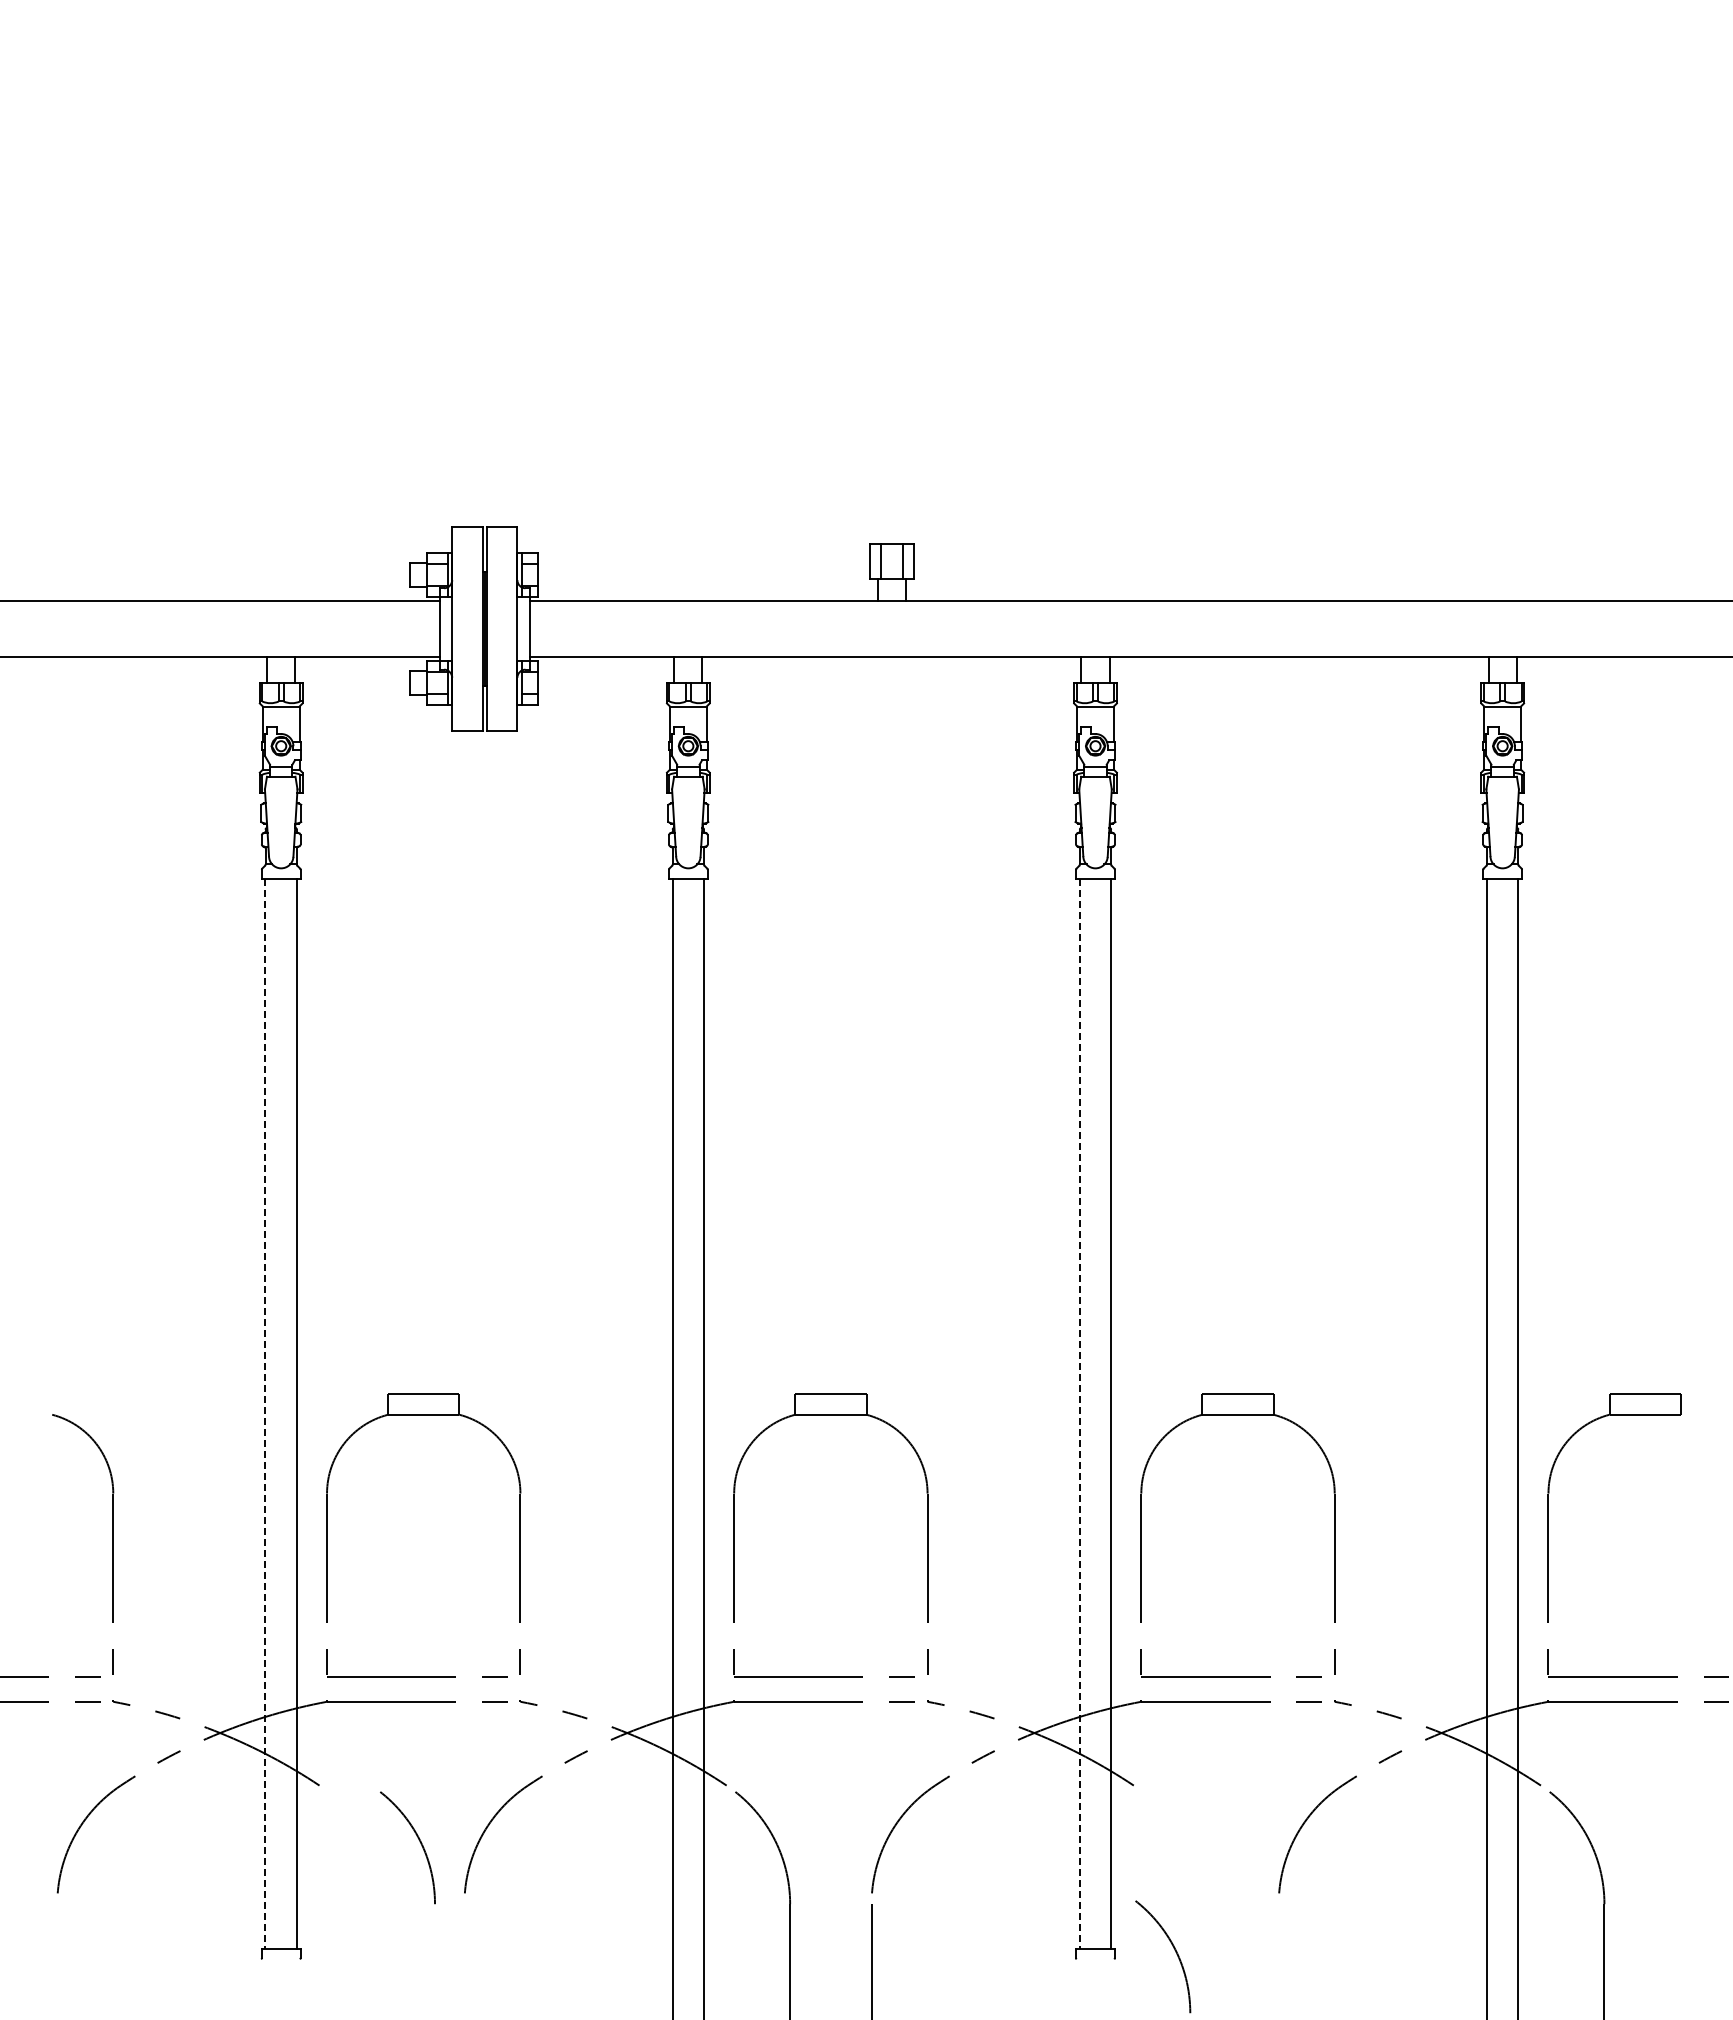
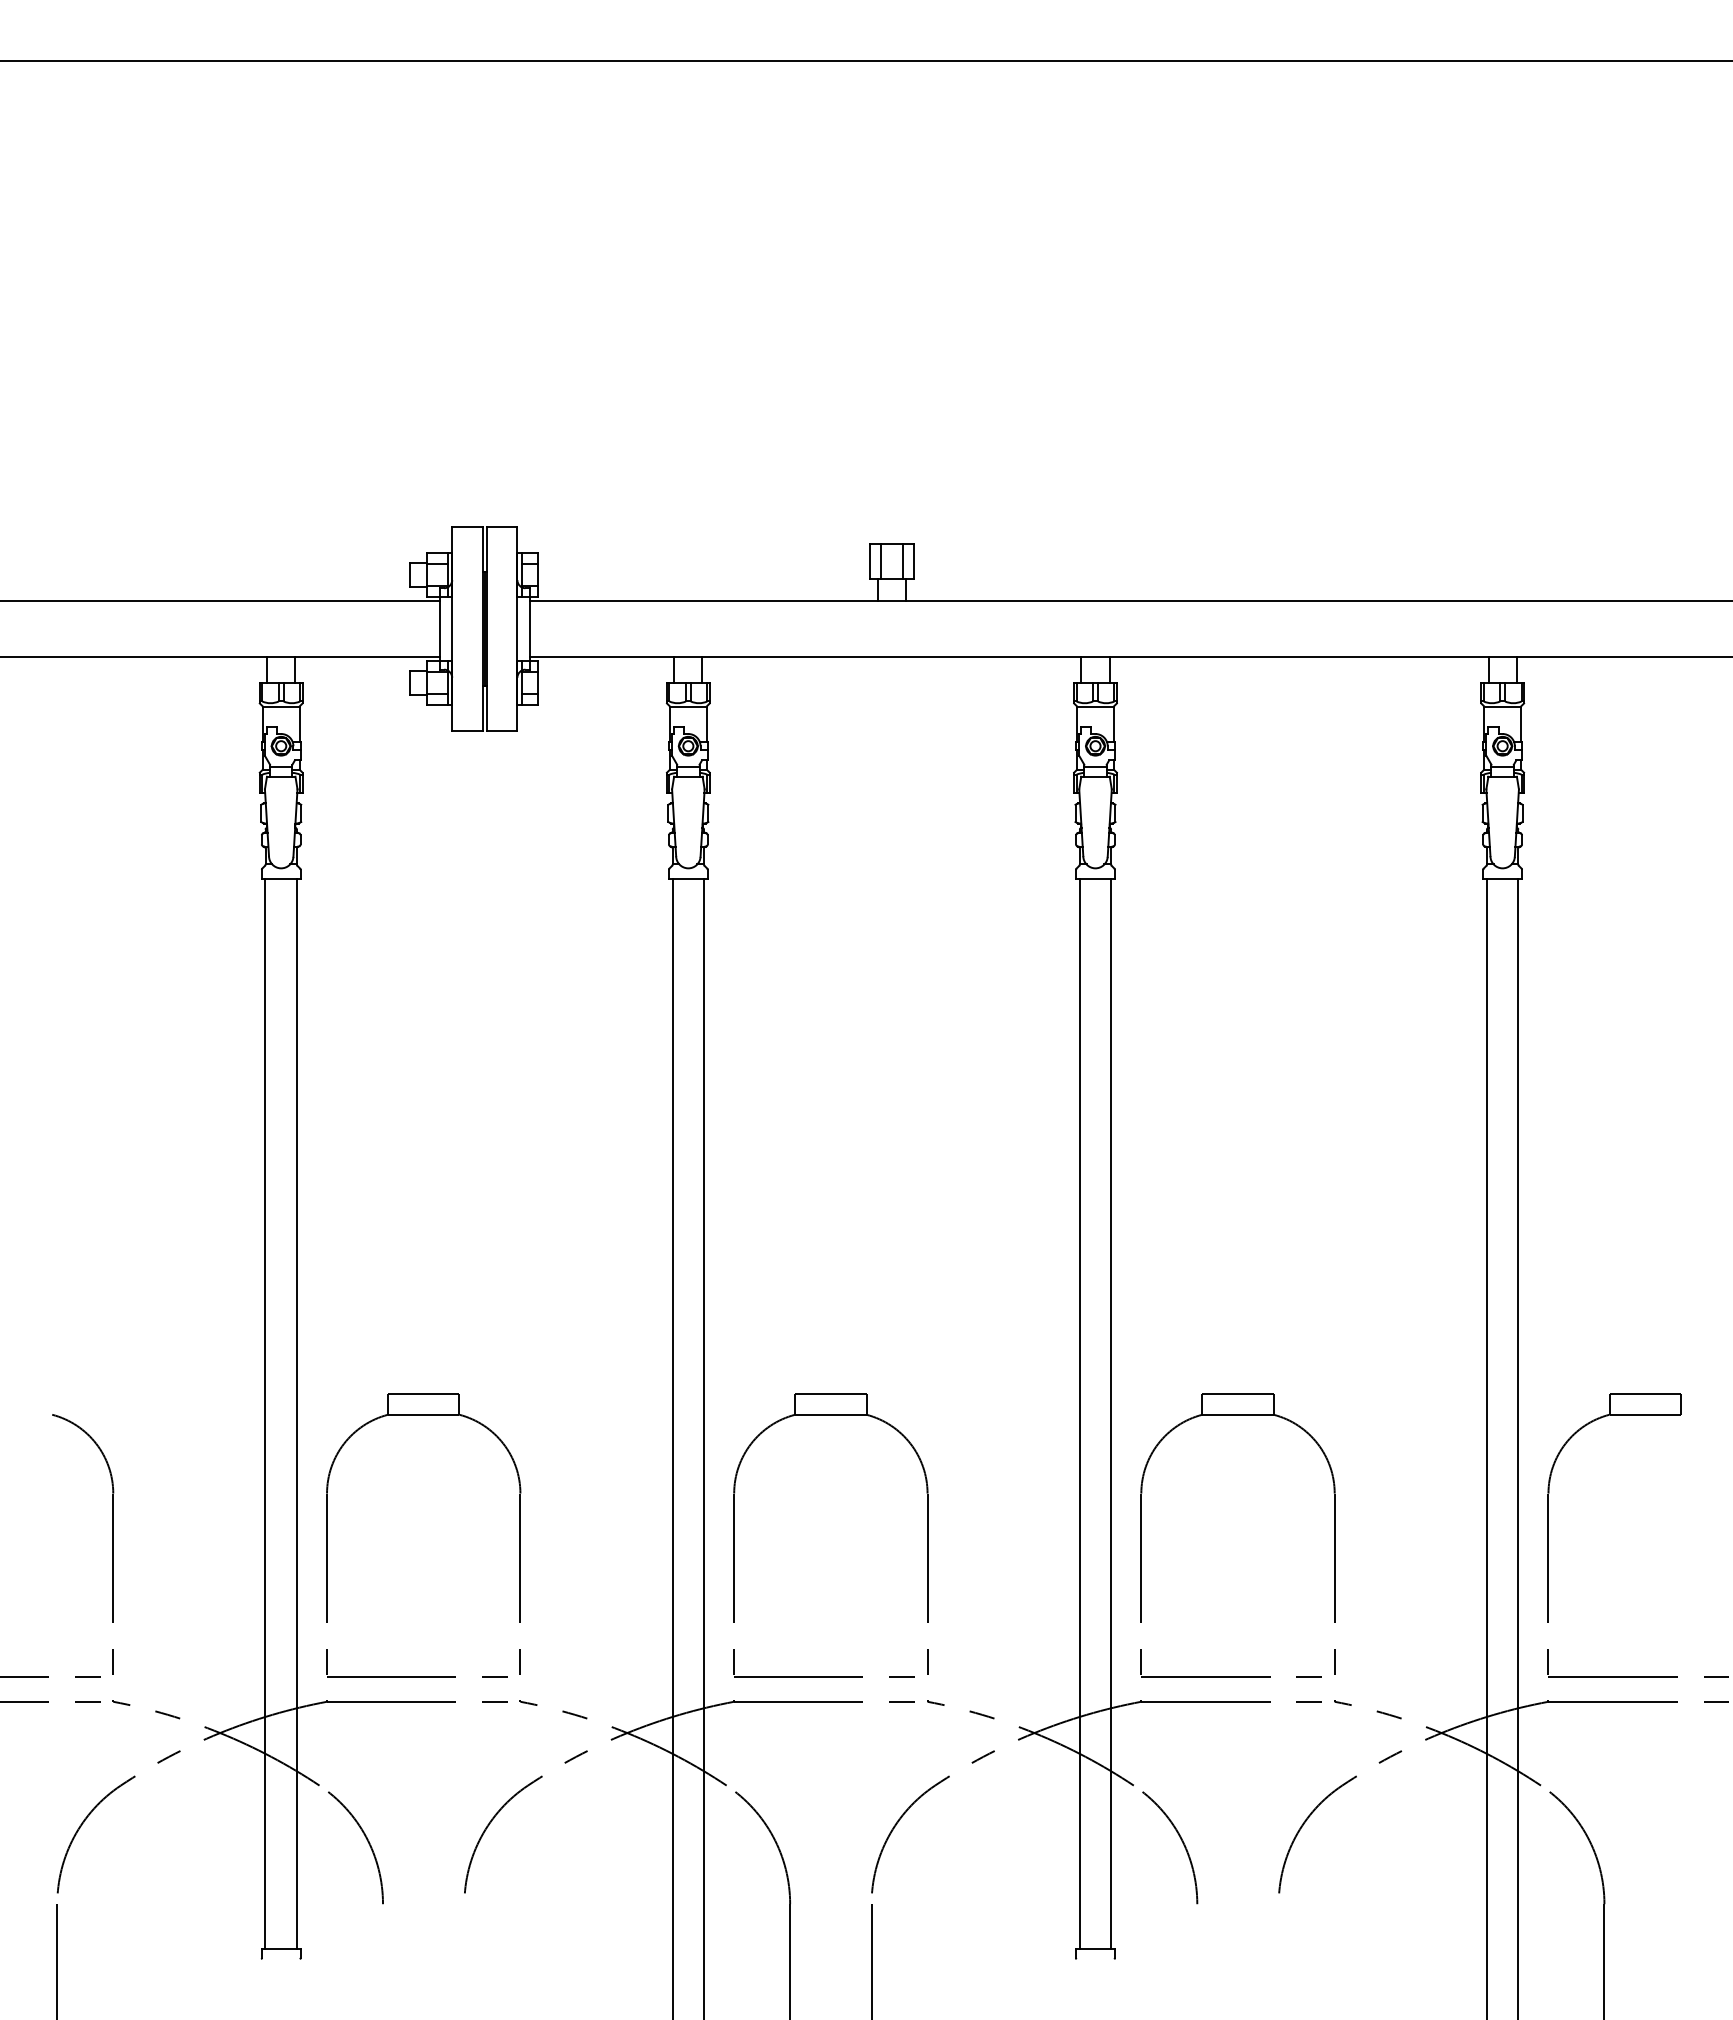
line: none -> present (865, 60)
line: dashed -> solid (265, 1414)
line: dashed -> solid (1079, 1414)
arc position: (419, 1842) -> (367, 1842) (367, 1842)
arc position: (1174, 1950) -> (1181, 1841) (1181, 1841)
line: none -> present (57, 1960)
